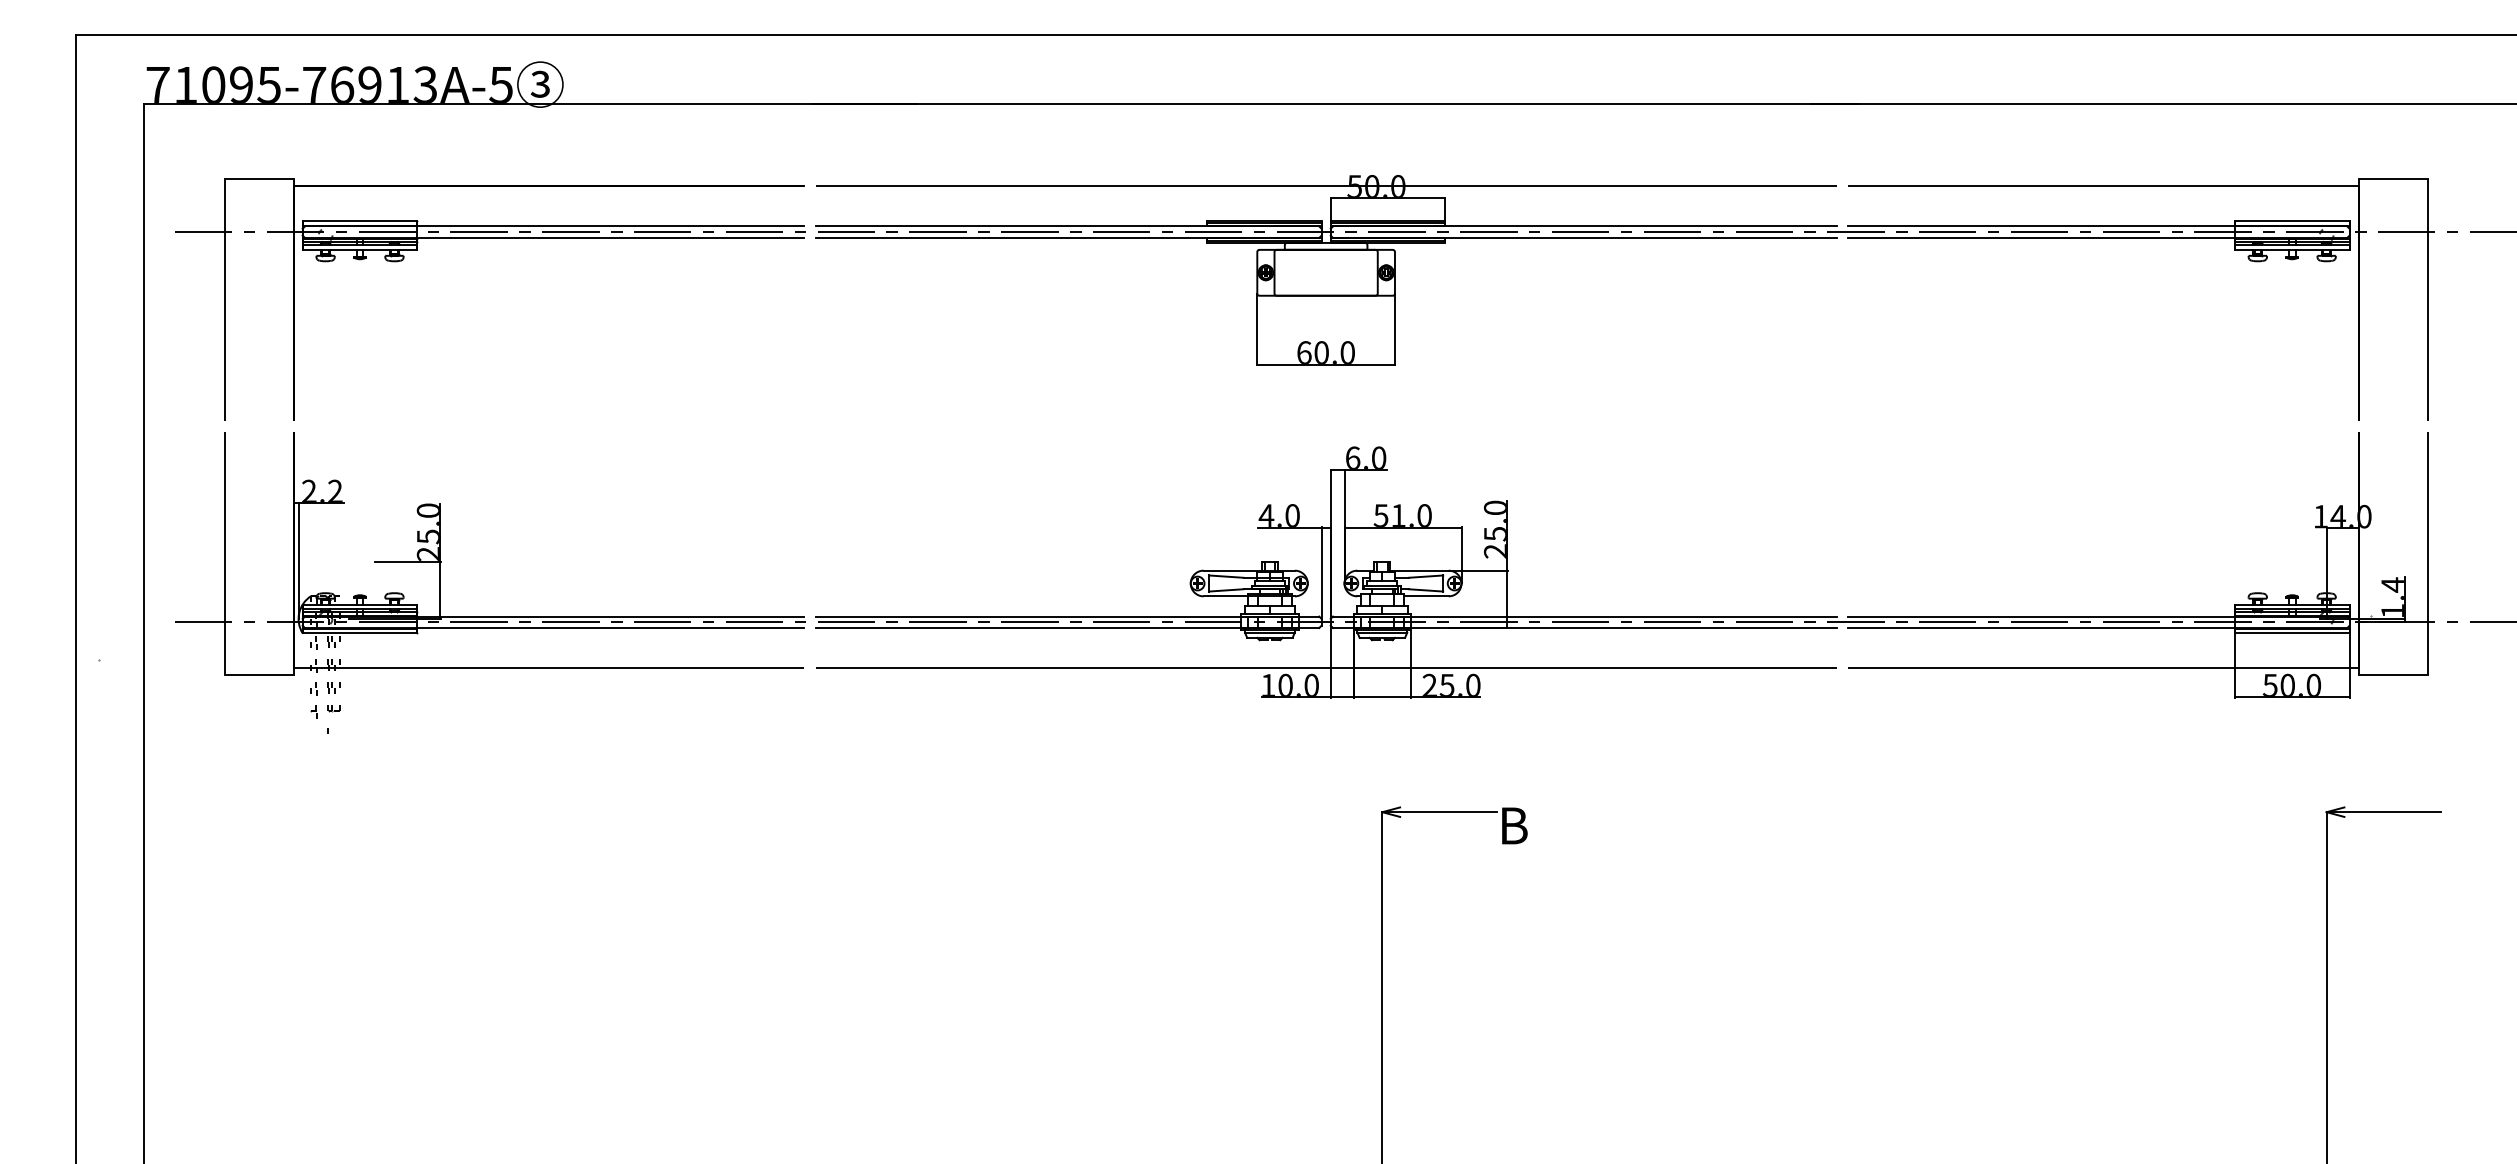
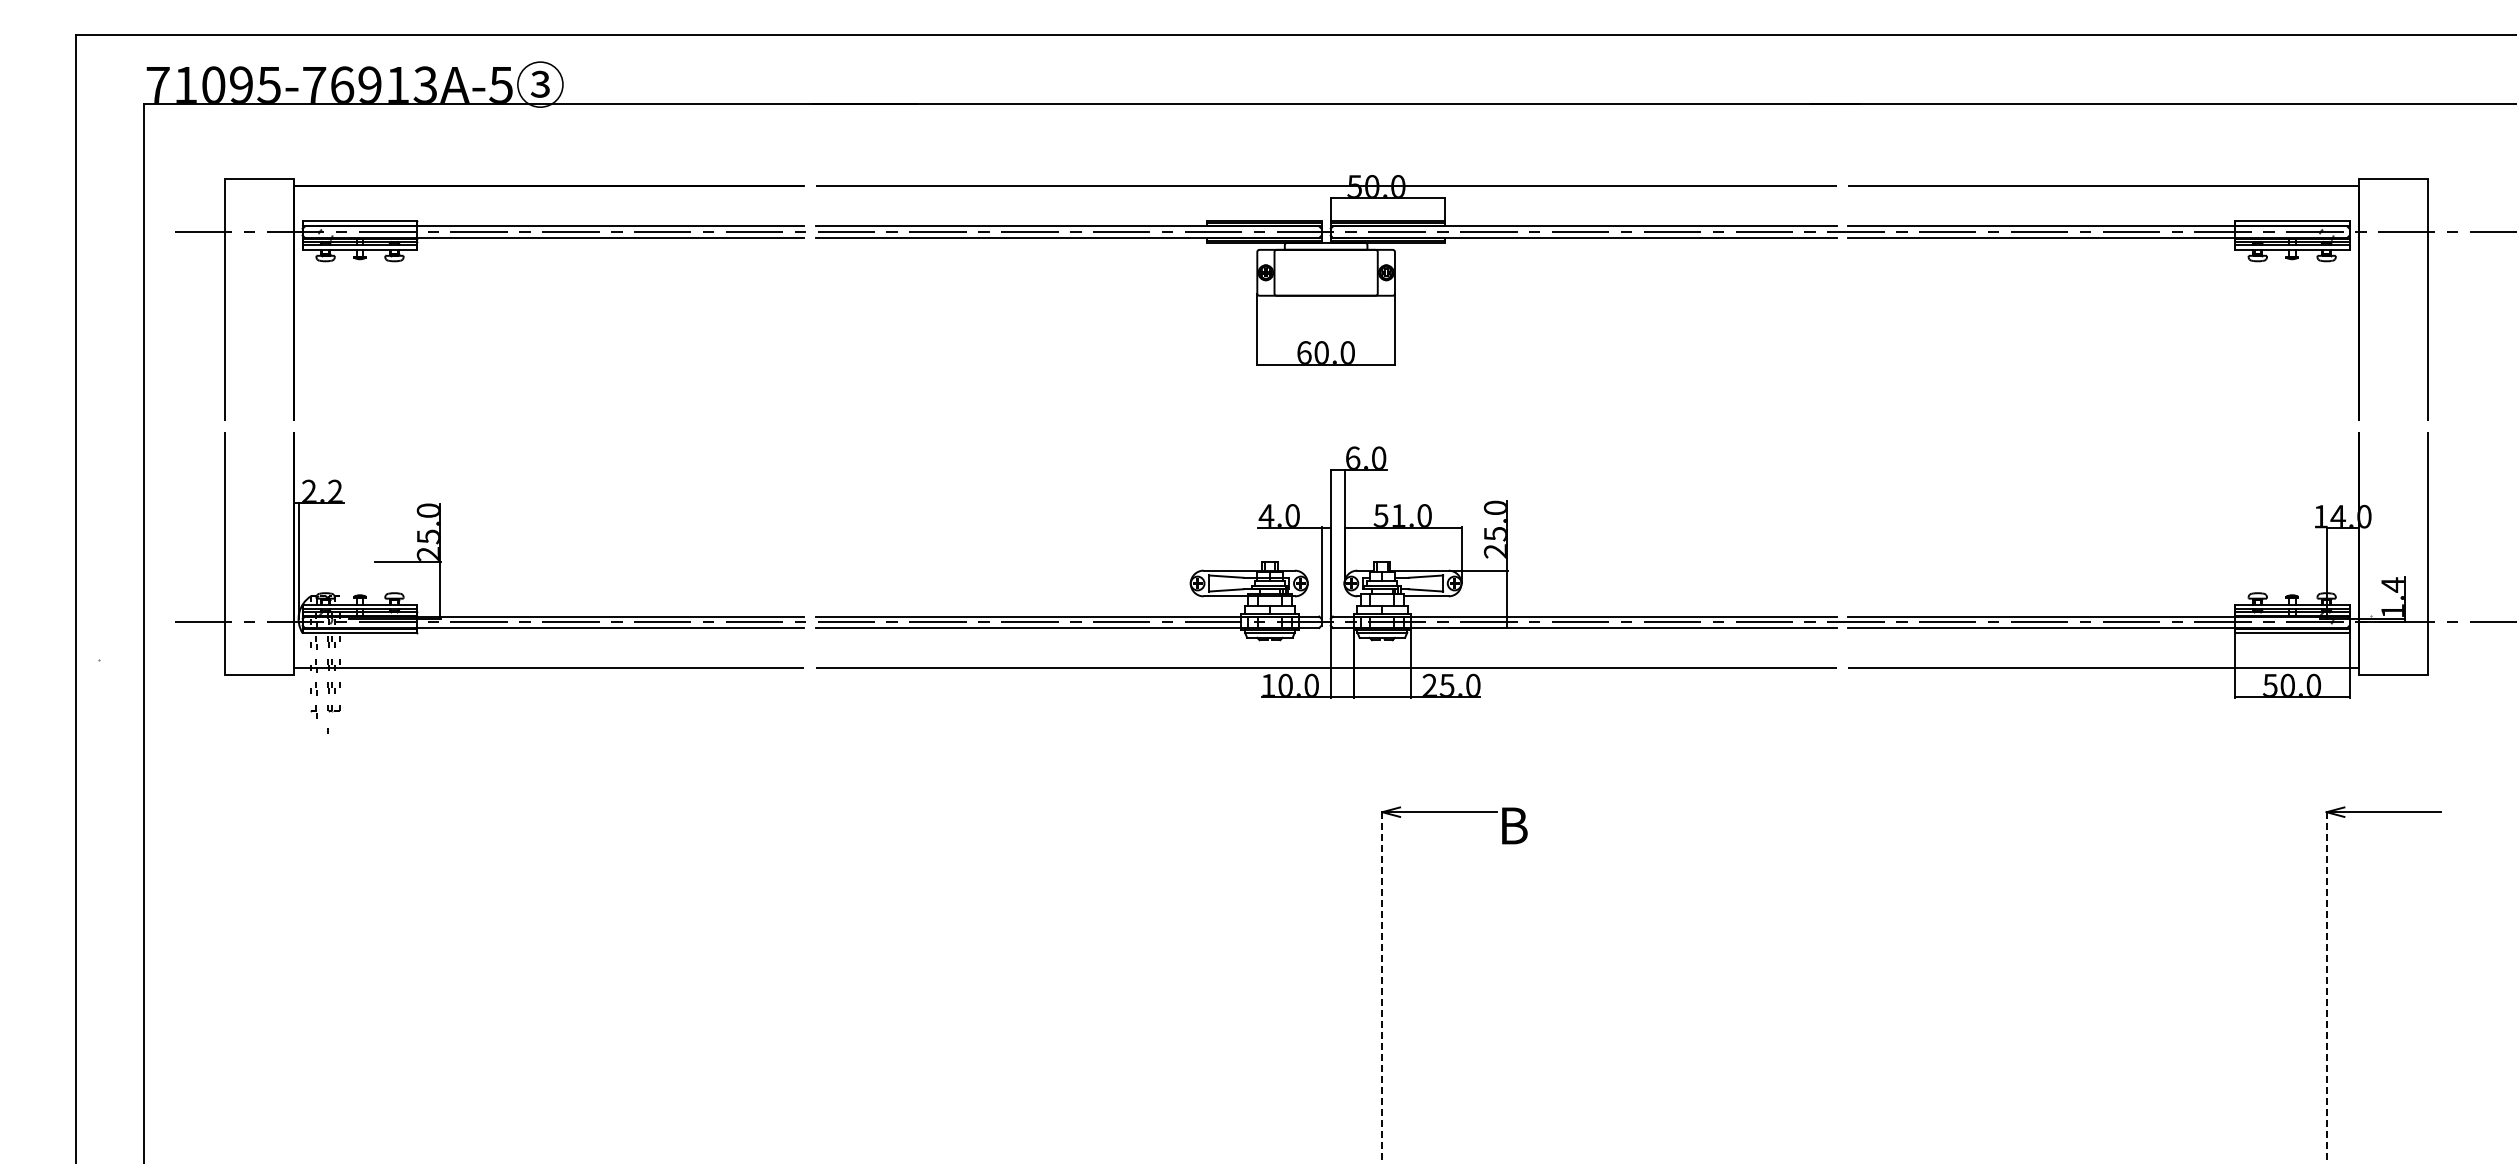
line: solid -> dashed (1382, 988)
line: solid -> dashed (2326, 988)
